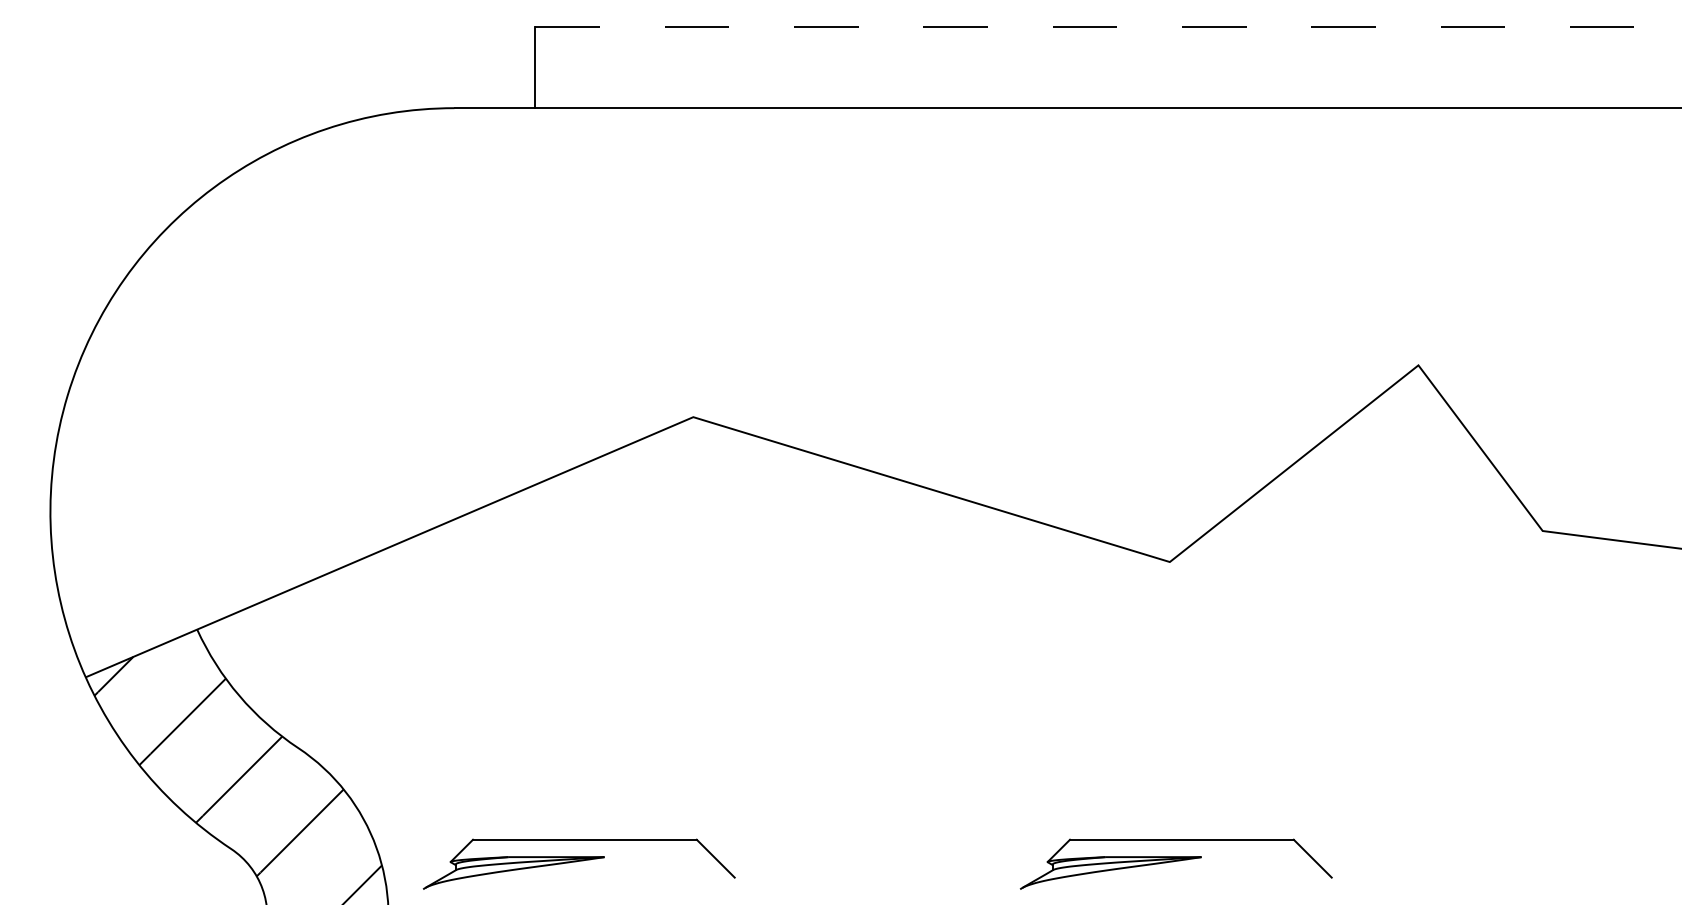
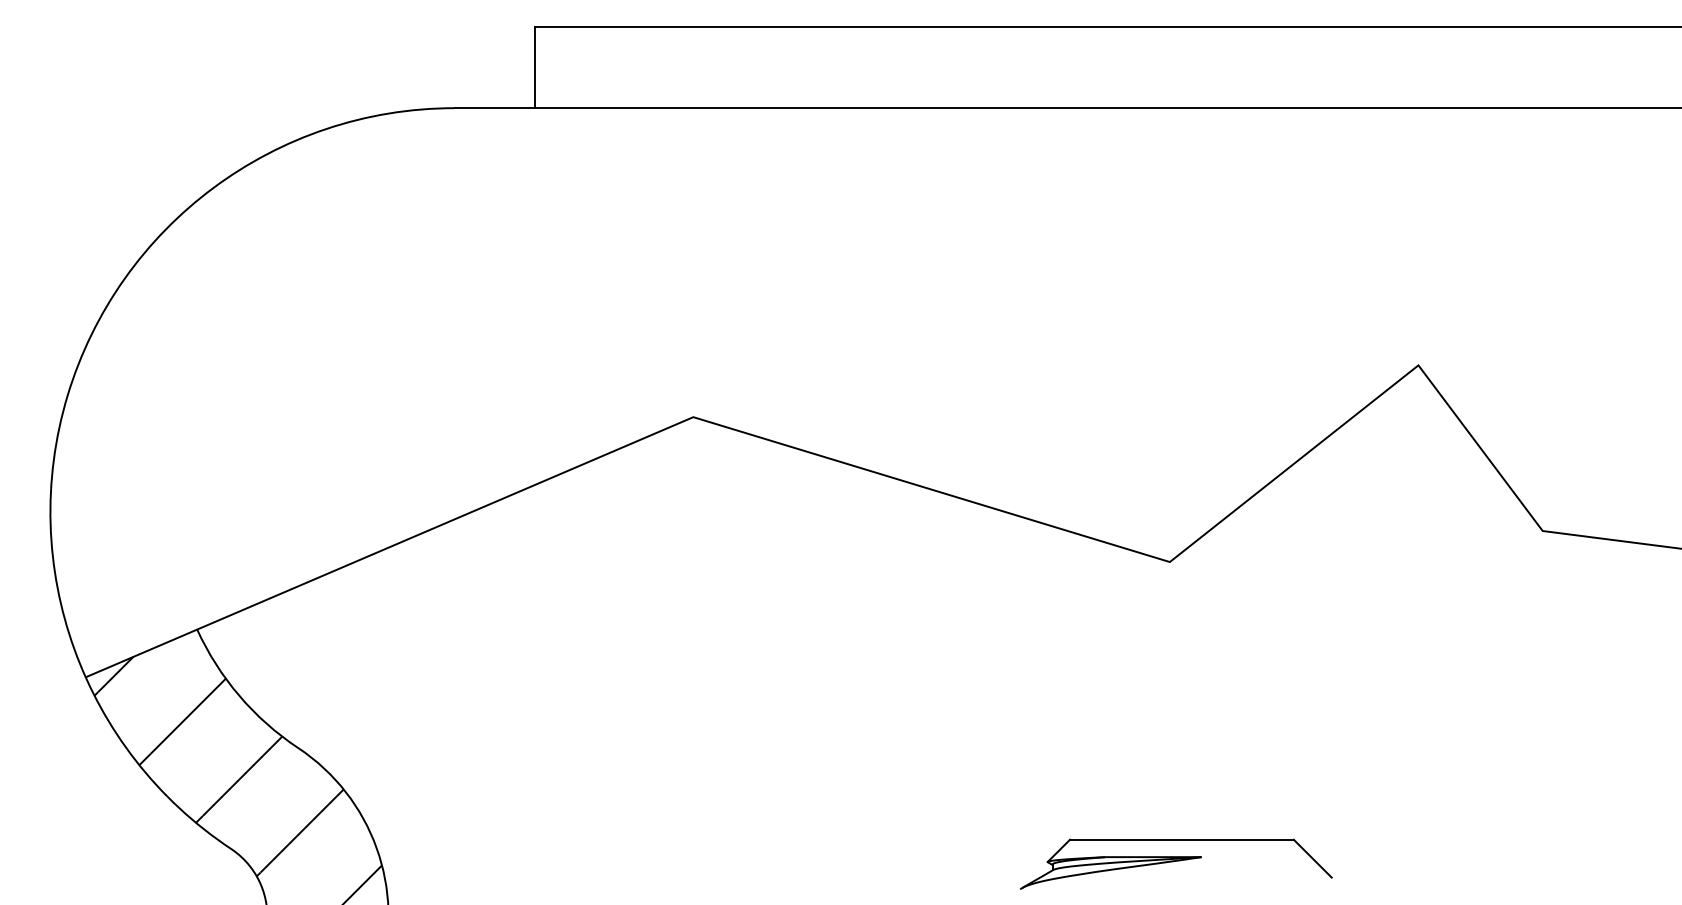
line: dashed -> solid (1109, 27)
part: present -> none (578, 863)
